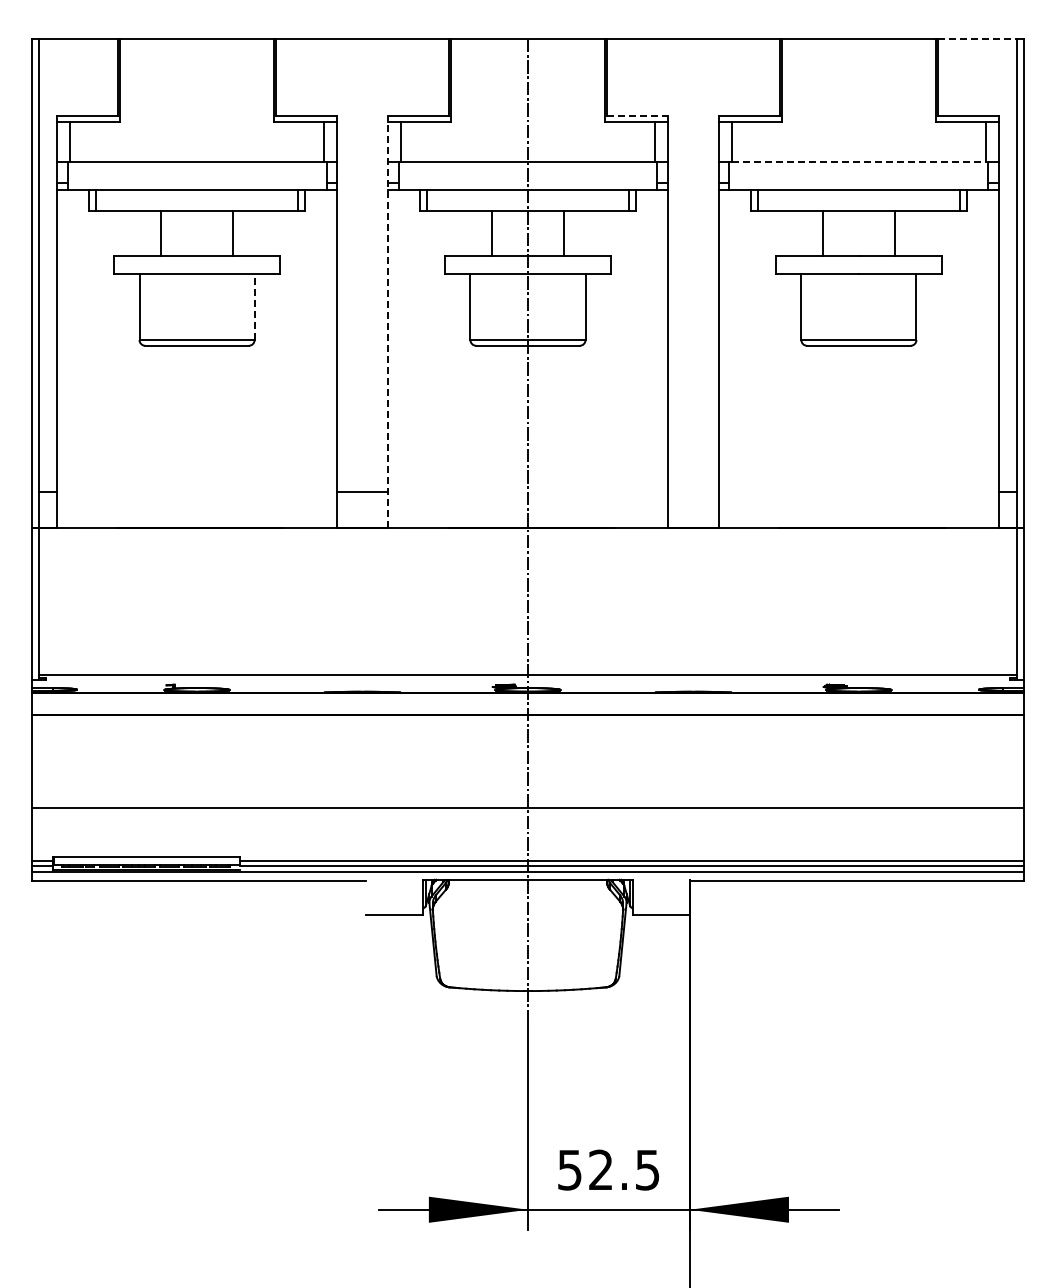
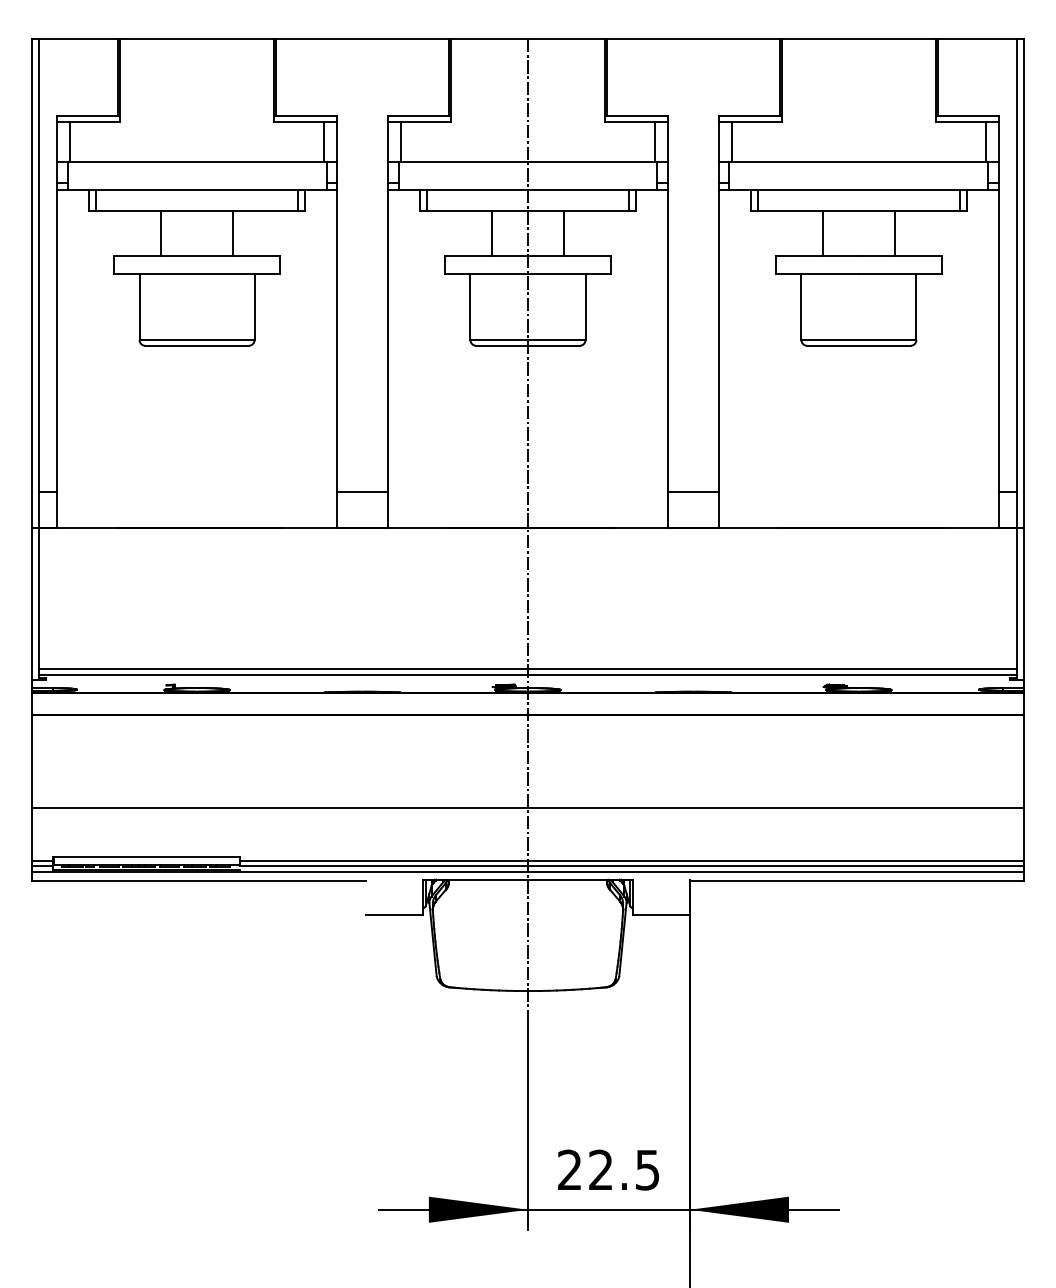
line: dashed -> solid (977, 38)
line: dashed -> solid (637, 116)
line: dashed -> solid (859, 161)
line: dashed -> solid (254, 306)
line: dashed -> solid (387, 322)
line: none -> present (693, 491)
line: none -> present (527, 669)
text: 52.5 -> 22.5 (569, 1169)
